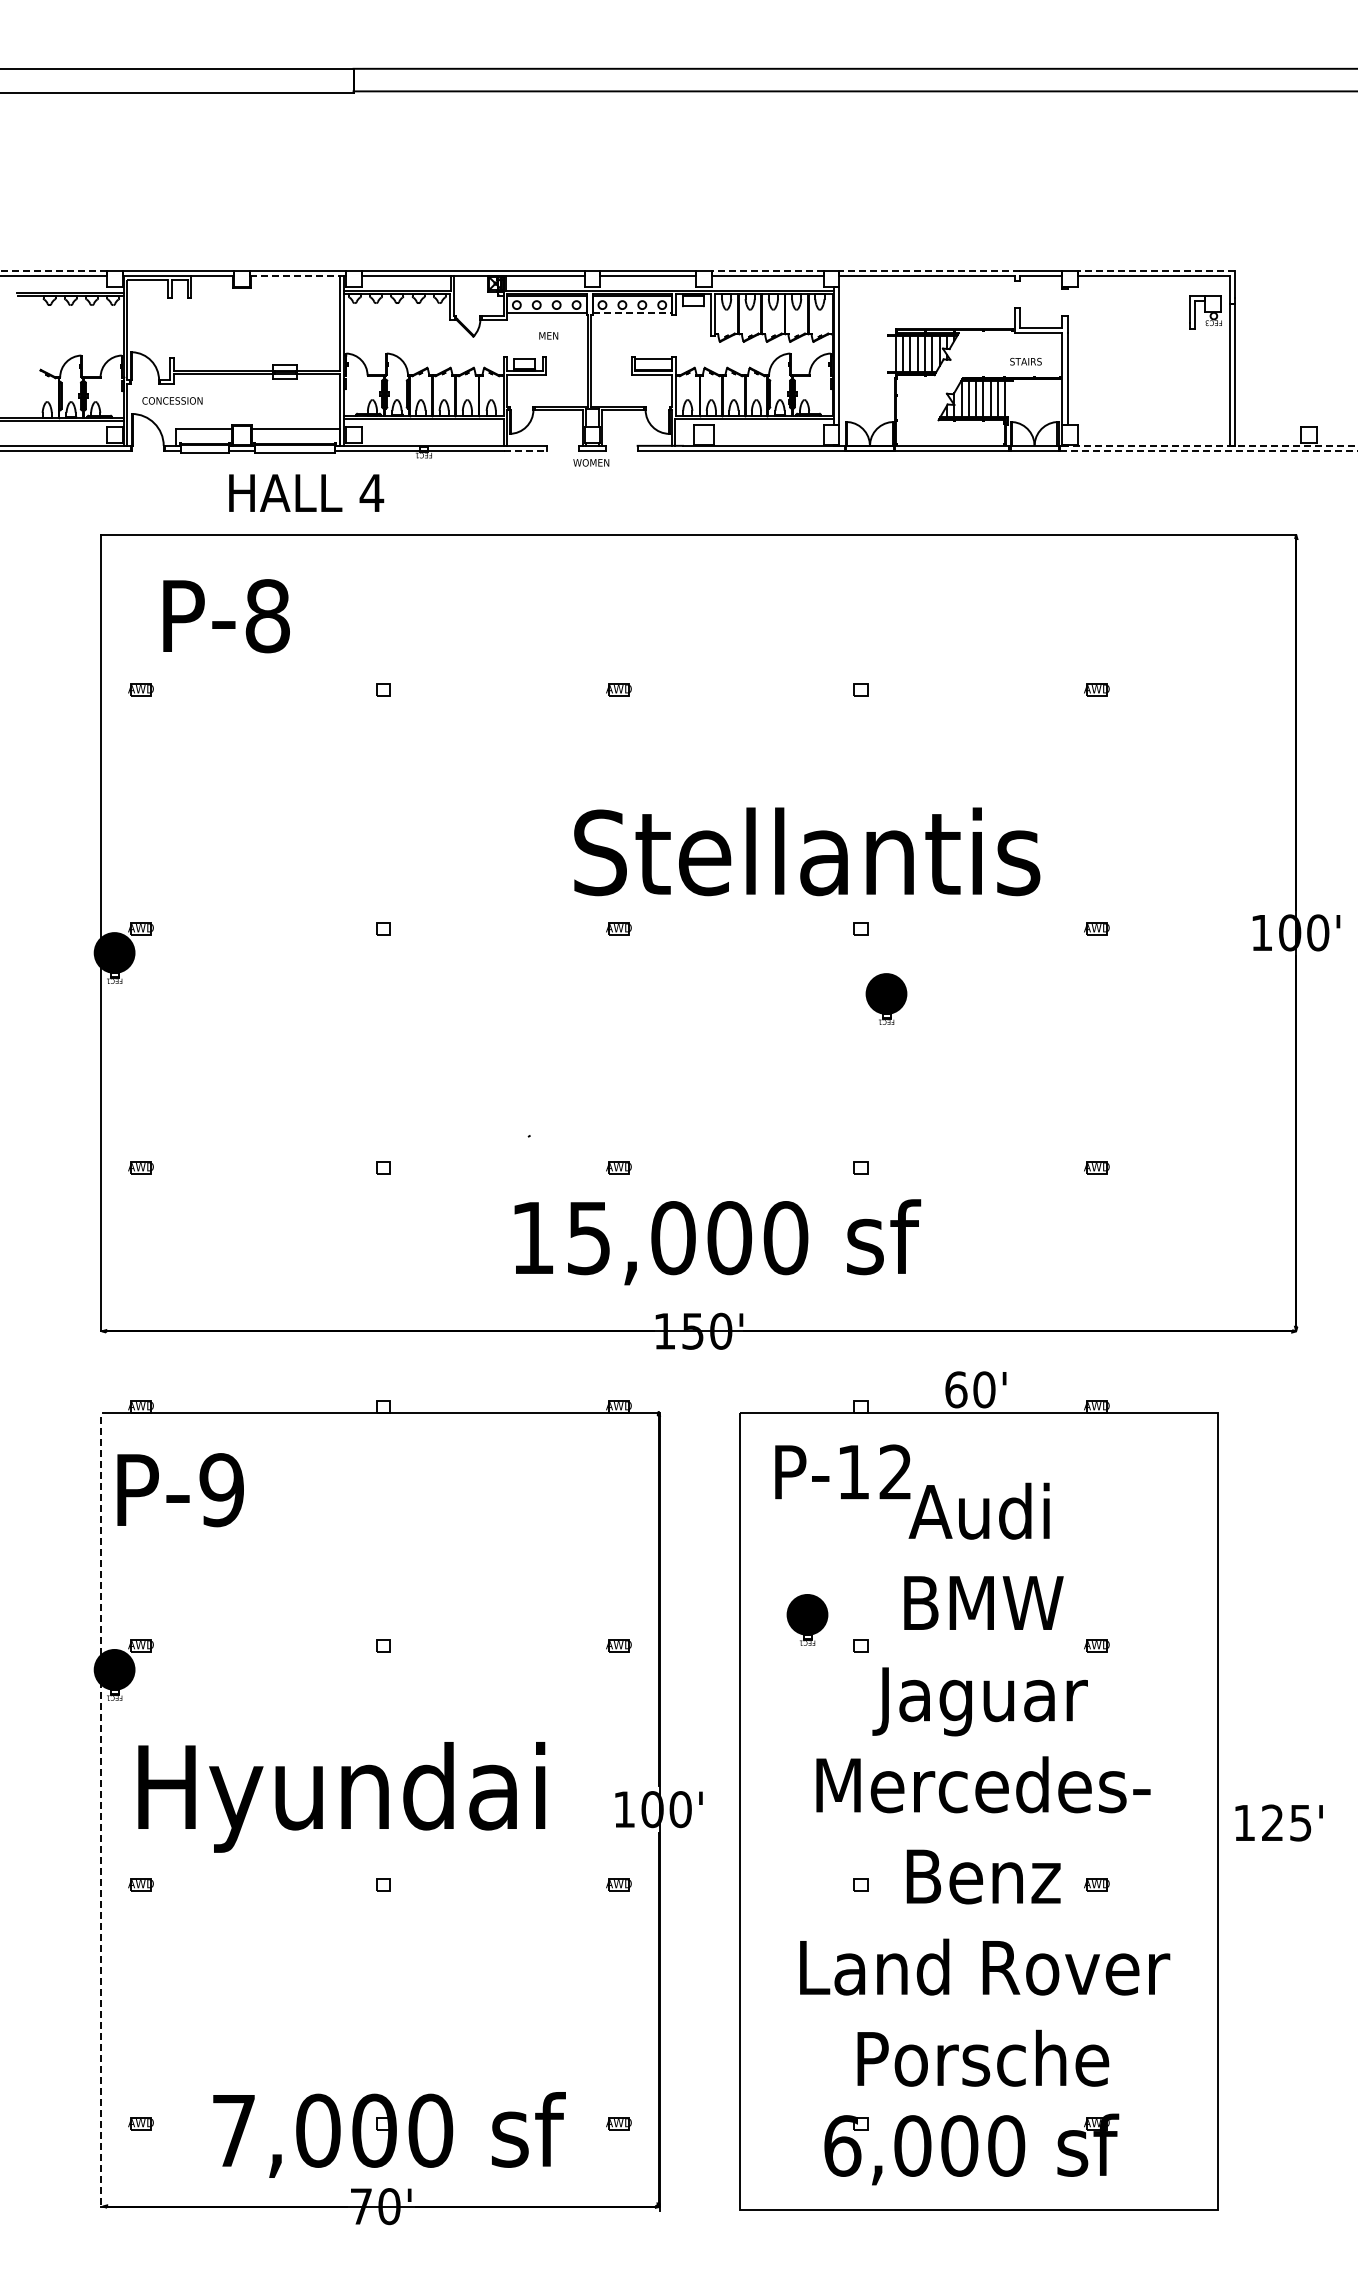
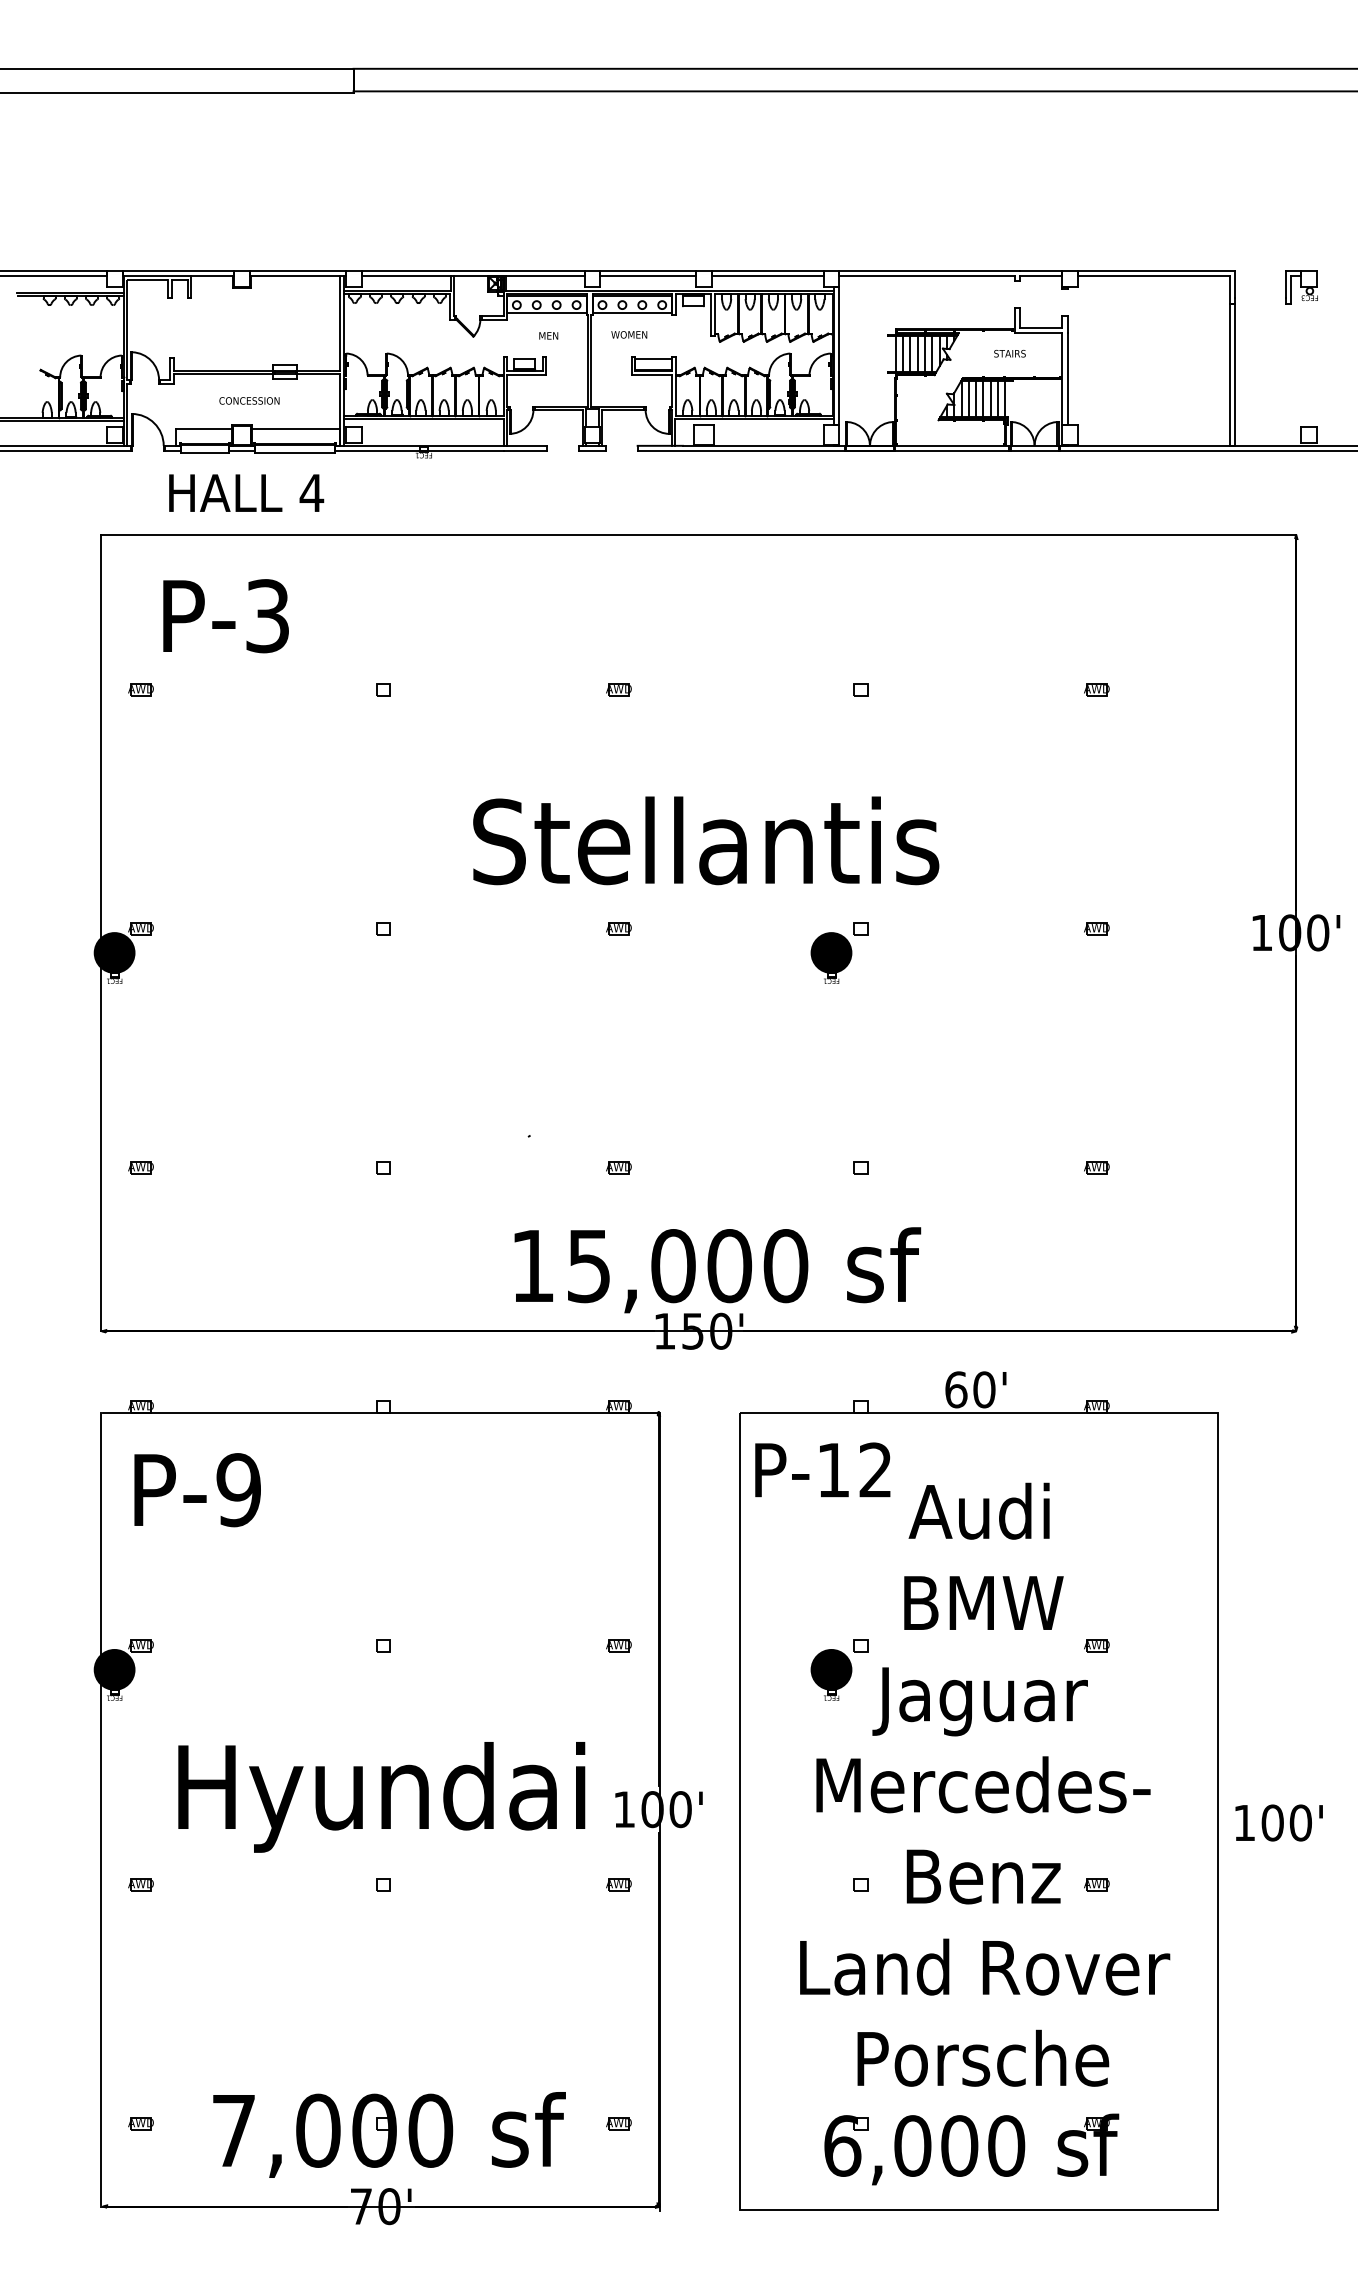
line: dashed -> solid (52, 270)
line: dashed -> solid (767, 270)
line: dashed -> solid (929, 270)
line: dashed -> solid (1156, 270)
line: dashed -> solid (297, 275)
part position: (1205, 312) -> (1301, 287) (1301, 287)
line: dashed -> solid (632, 313)
text position: (1025, 361) -> (1009, 353) (1009, 353)
text position: (172, 400) -> (249, 400) (249, 400)
line: dashed -> solid (1208, 445)
line: dashed -> solid (525, 451)
line: dashed -> solid (1208, 451)
text position: (591, 462) -> (629, 334) (629, 334)
text position: (306, 492) -> (246, 492) (246, 492)
text: P-8 -> P-3 (267, 616)
text position: (807, 851) -> (706, 840) (706, 840)
part position: (886, 998) -> (831, 957) (831, 957)
text position: (717, 1242) -> (717, 1270) (717, 1270)
text position: (842, 1471) -> (822, 1469) (822, 1469)
text position: (180, 1490) -> (197, 1490) (197, 1490)
part position: (807, 1619) -> (831, 1674) (831, 1674)
text position: (341, 1797) -> (381, 1797) (381, 1797)
line: dashed -> solid (101, 1808)
text: 125' -> 100' (1286, 1822)
